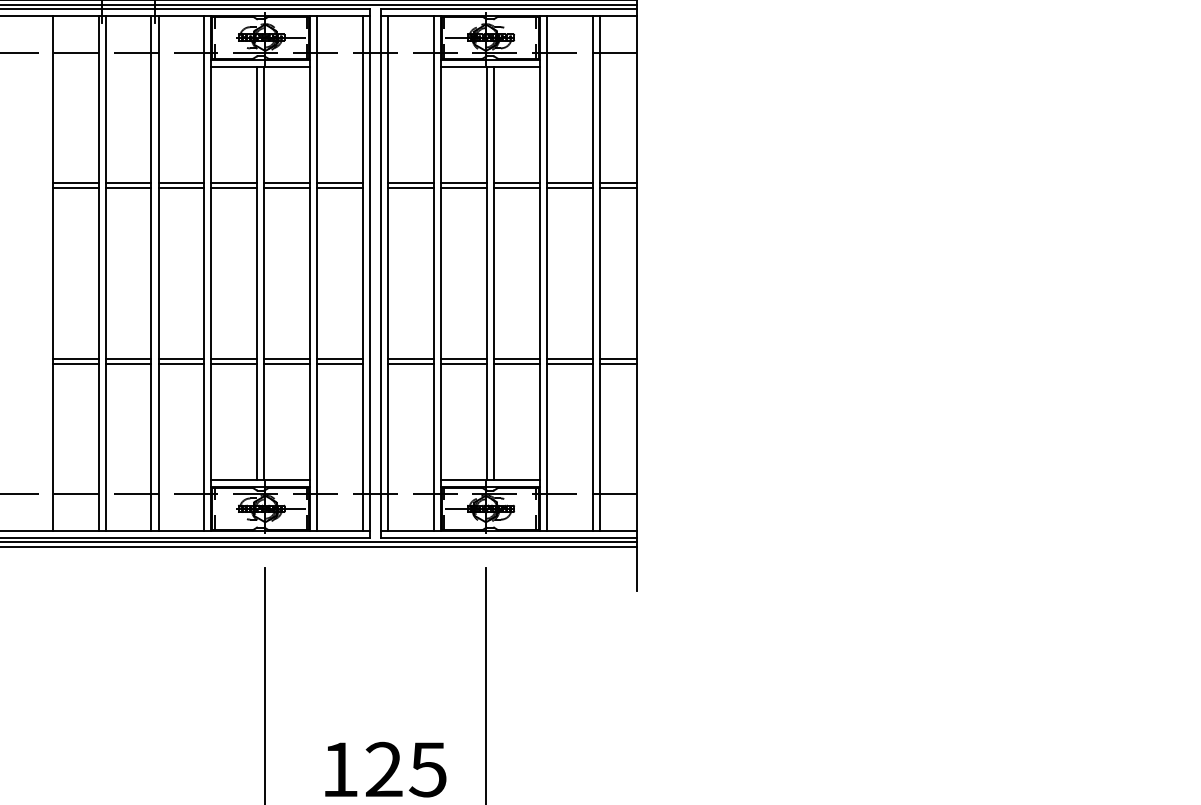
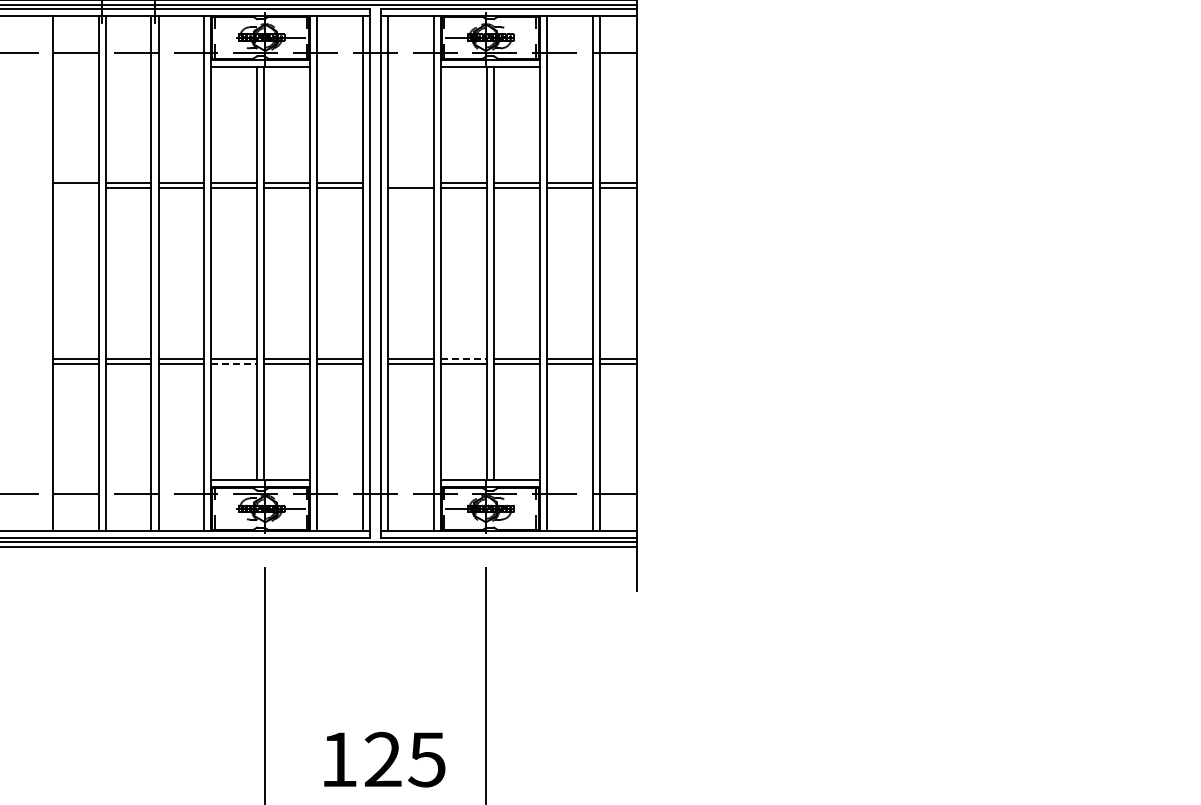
line: present -> none (410, 182)
line: present -> none (75, 187)
line: solid -> dashed (463, 359)
line: solid -> dashed (234, 364)
text position: (385, 769) -> (384, 759) (384, 759)
